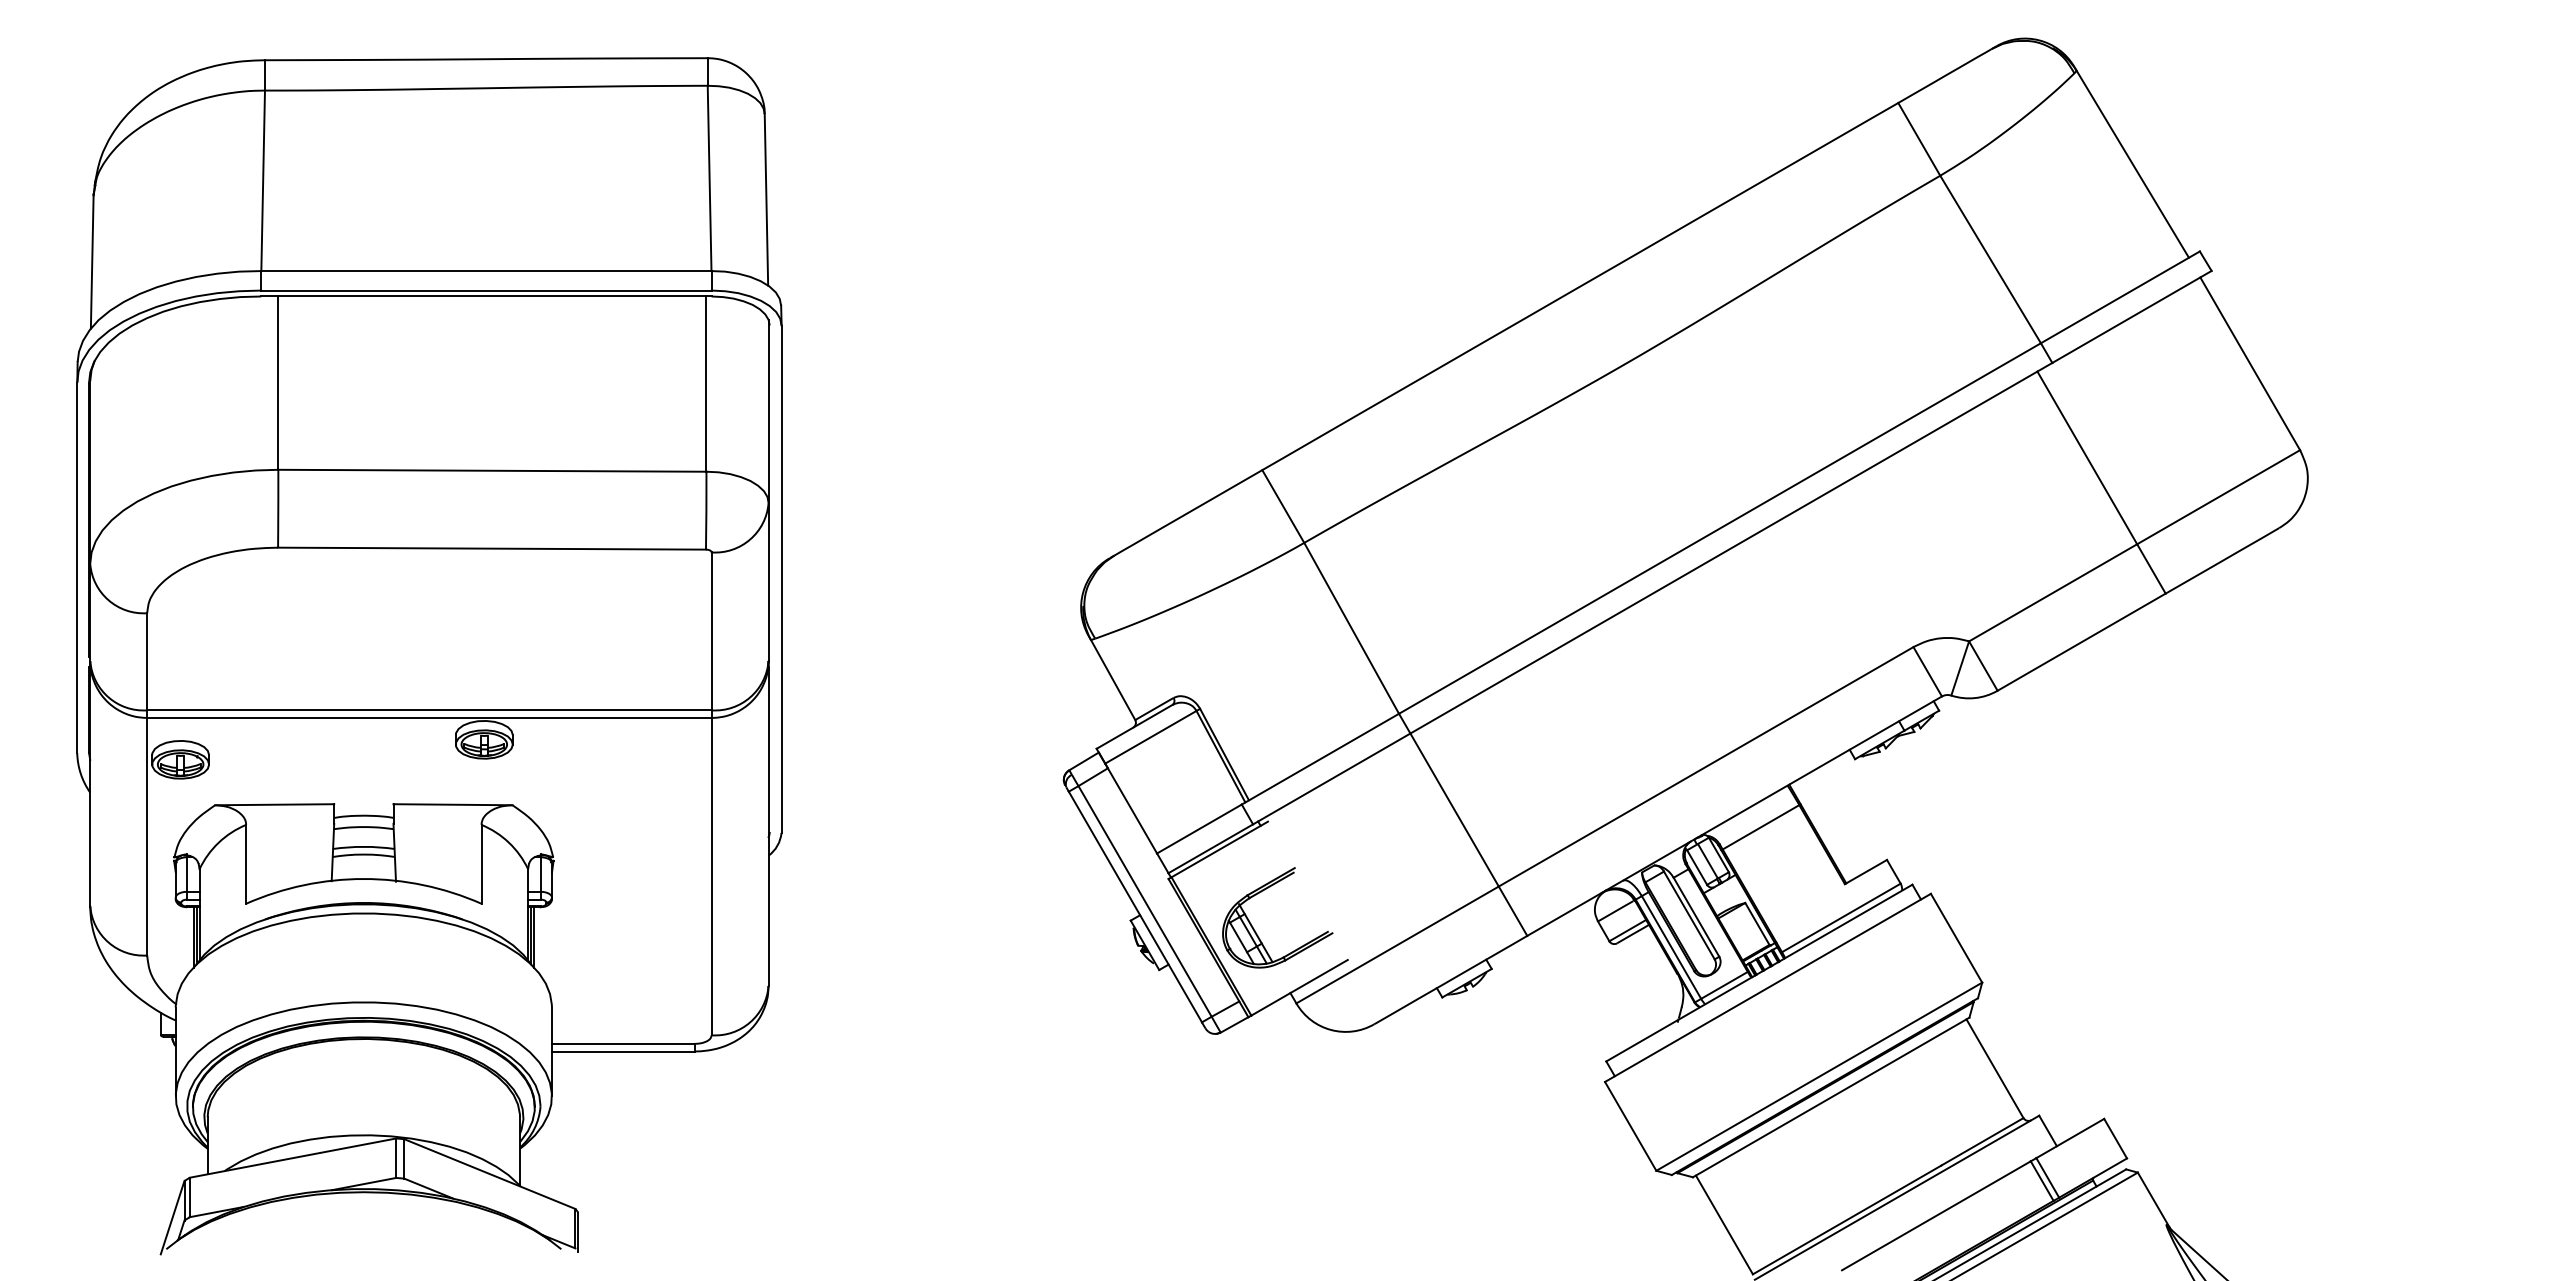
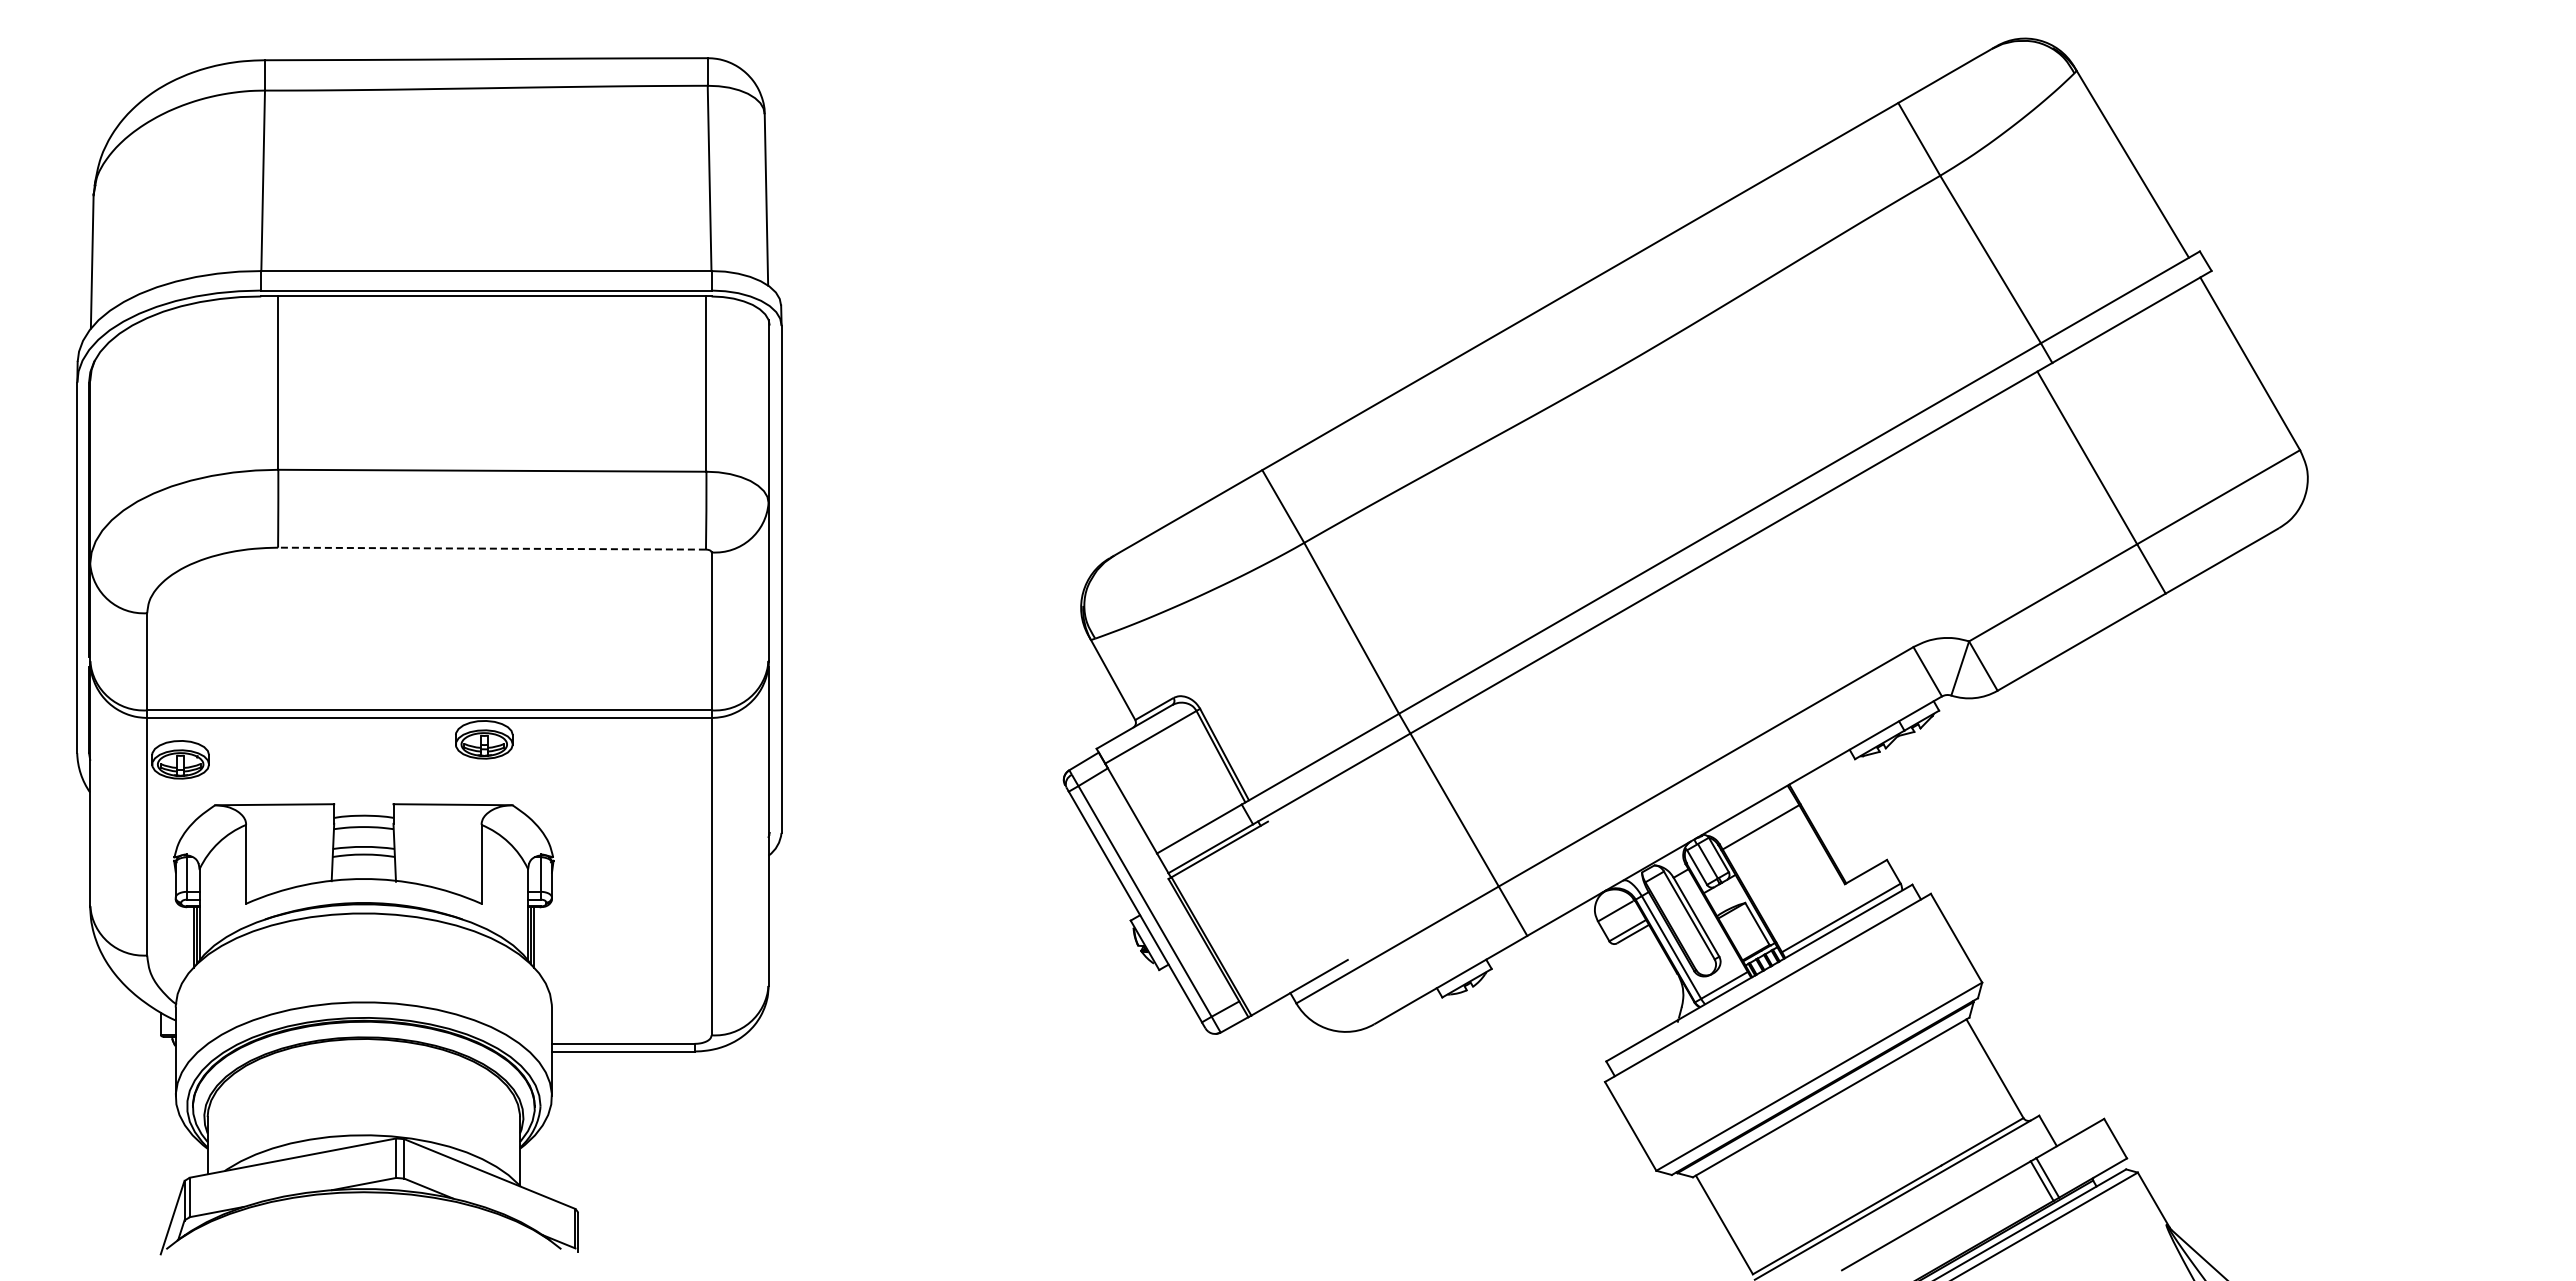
line: solid -> dashed (492, 548)
part: present -> none (1254, 928)
